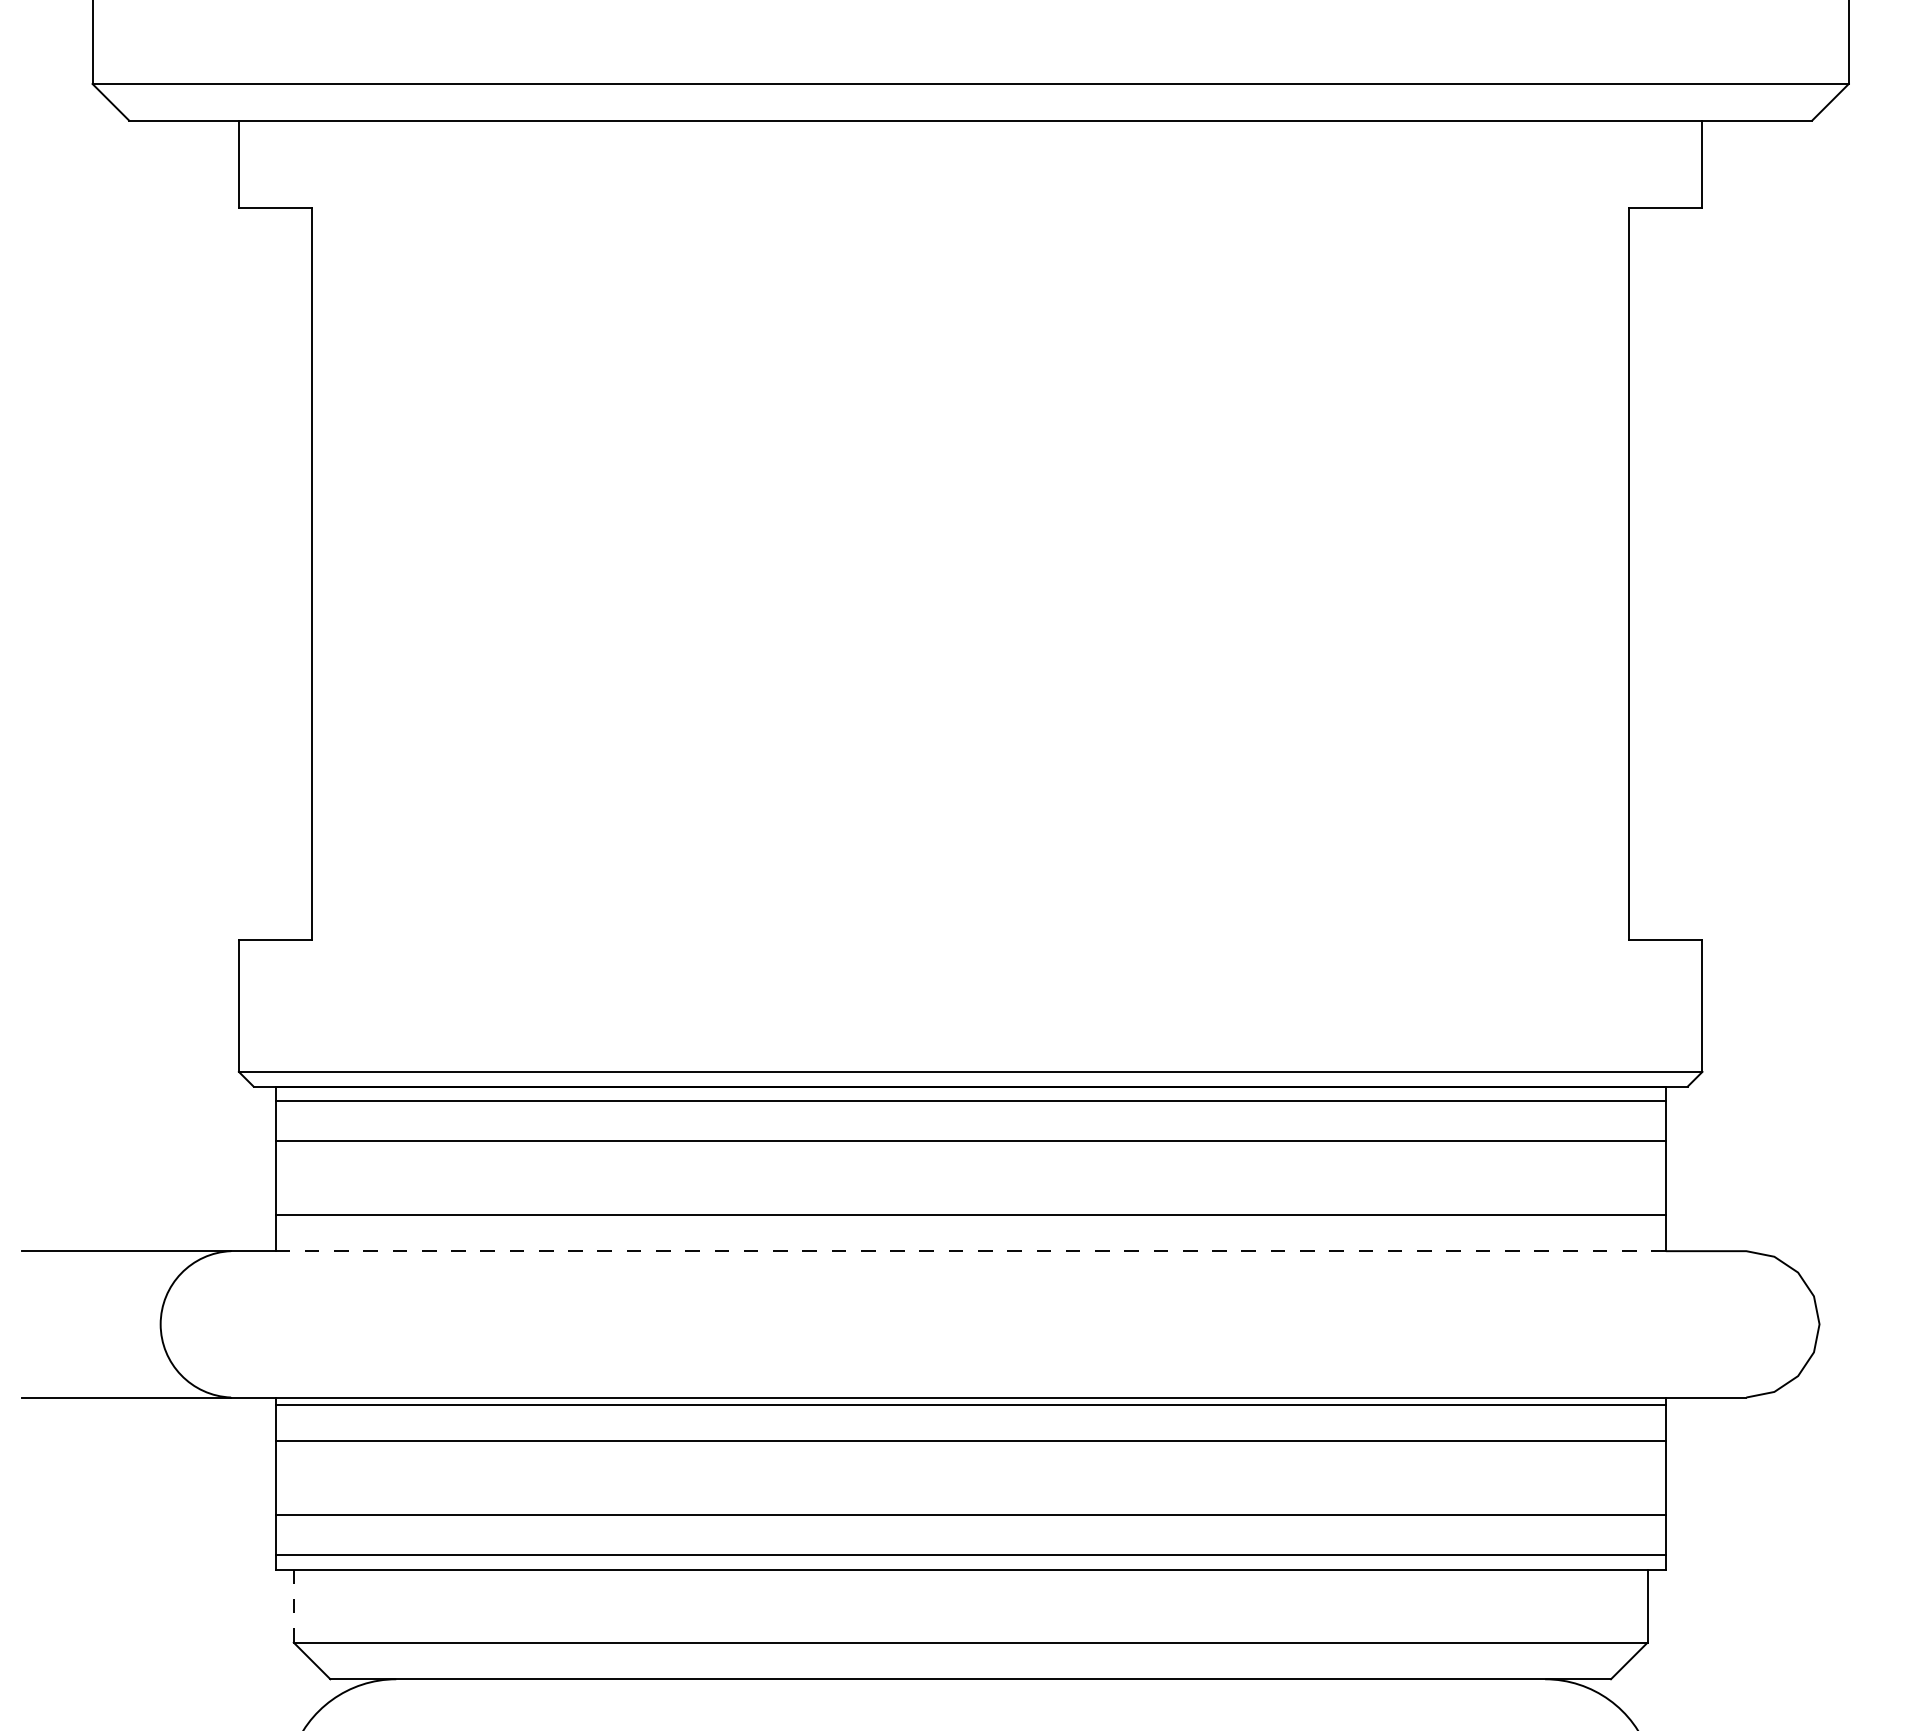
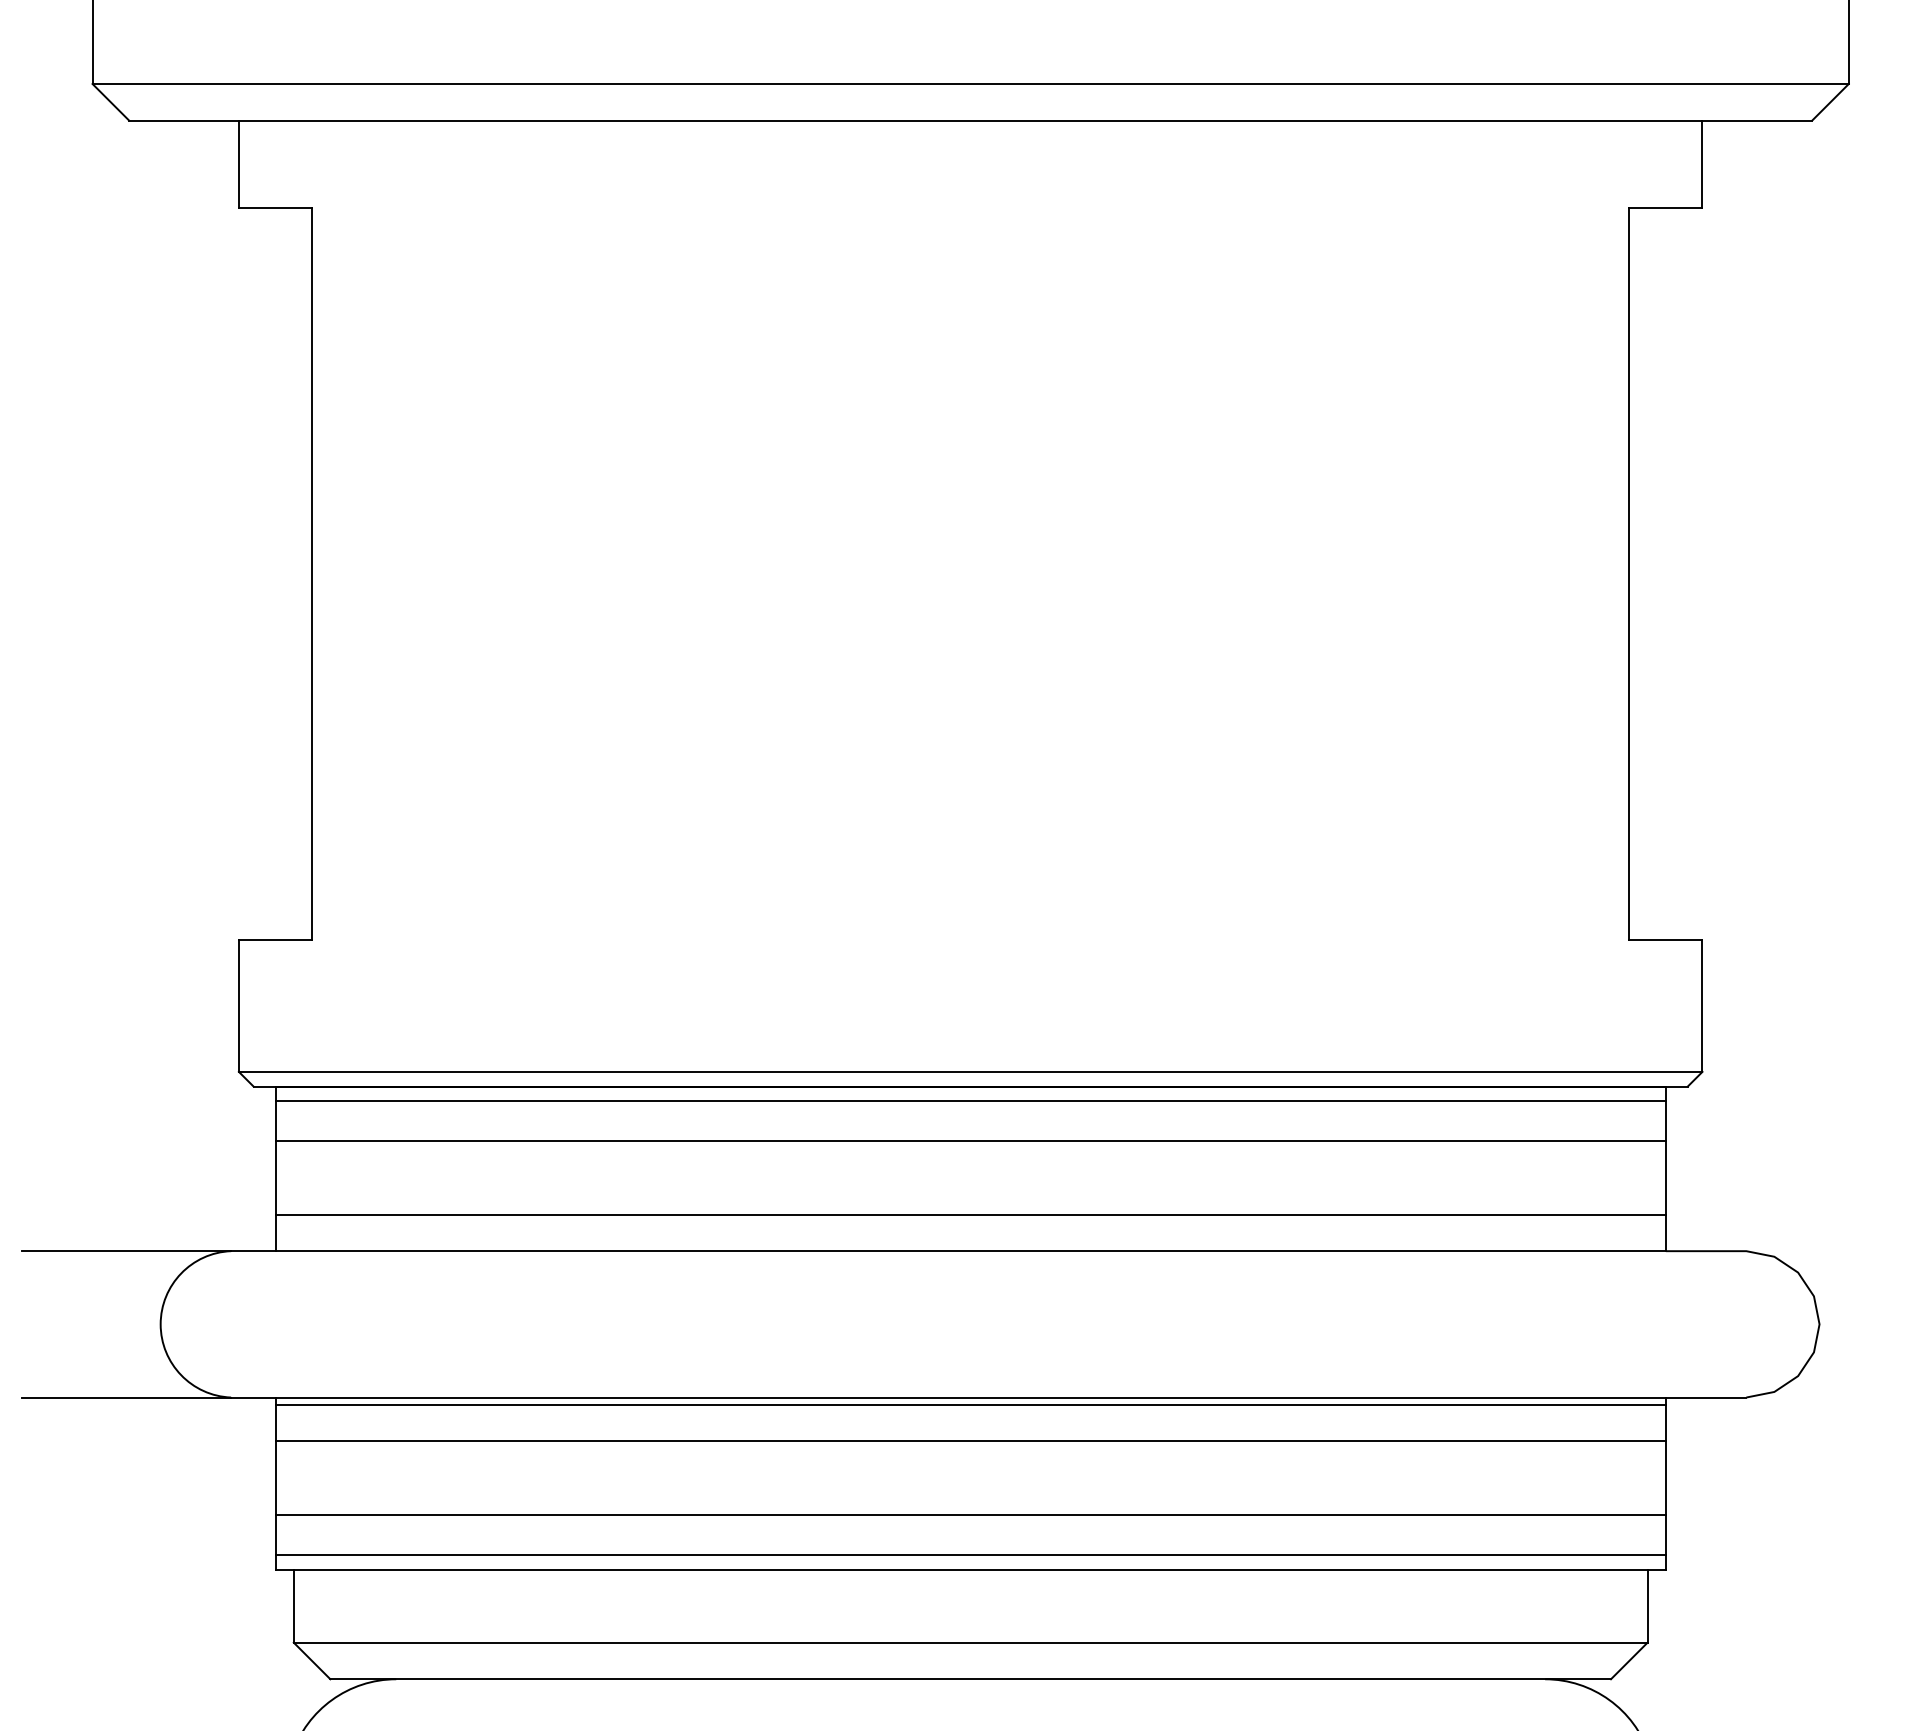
line: dashed -> solid (971, 1251)
line: dashed -> solid (293, 1606)
